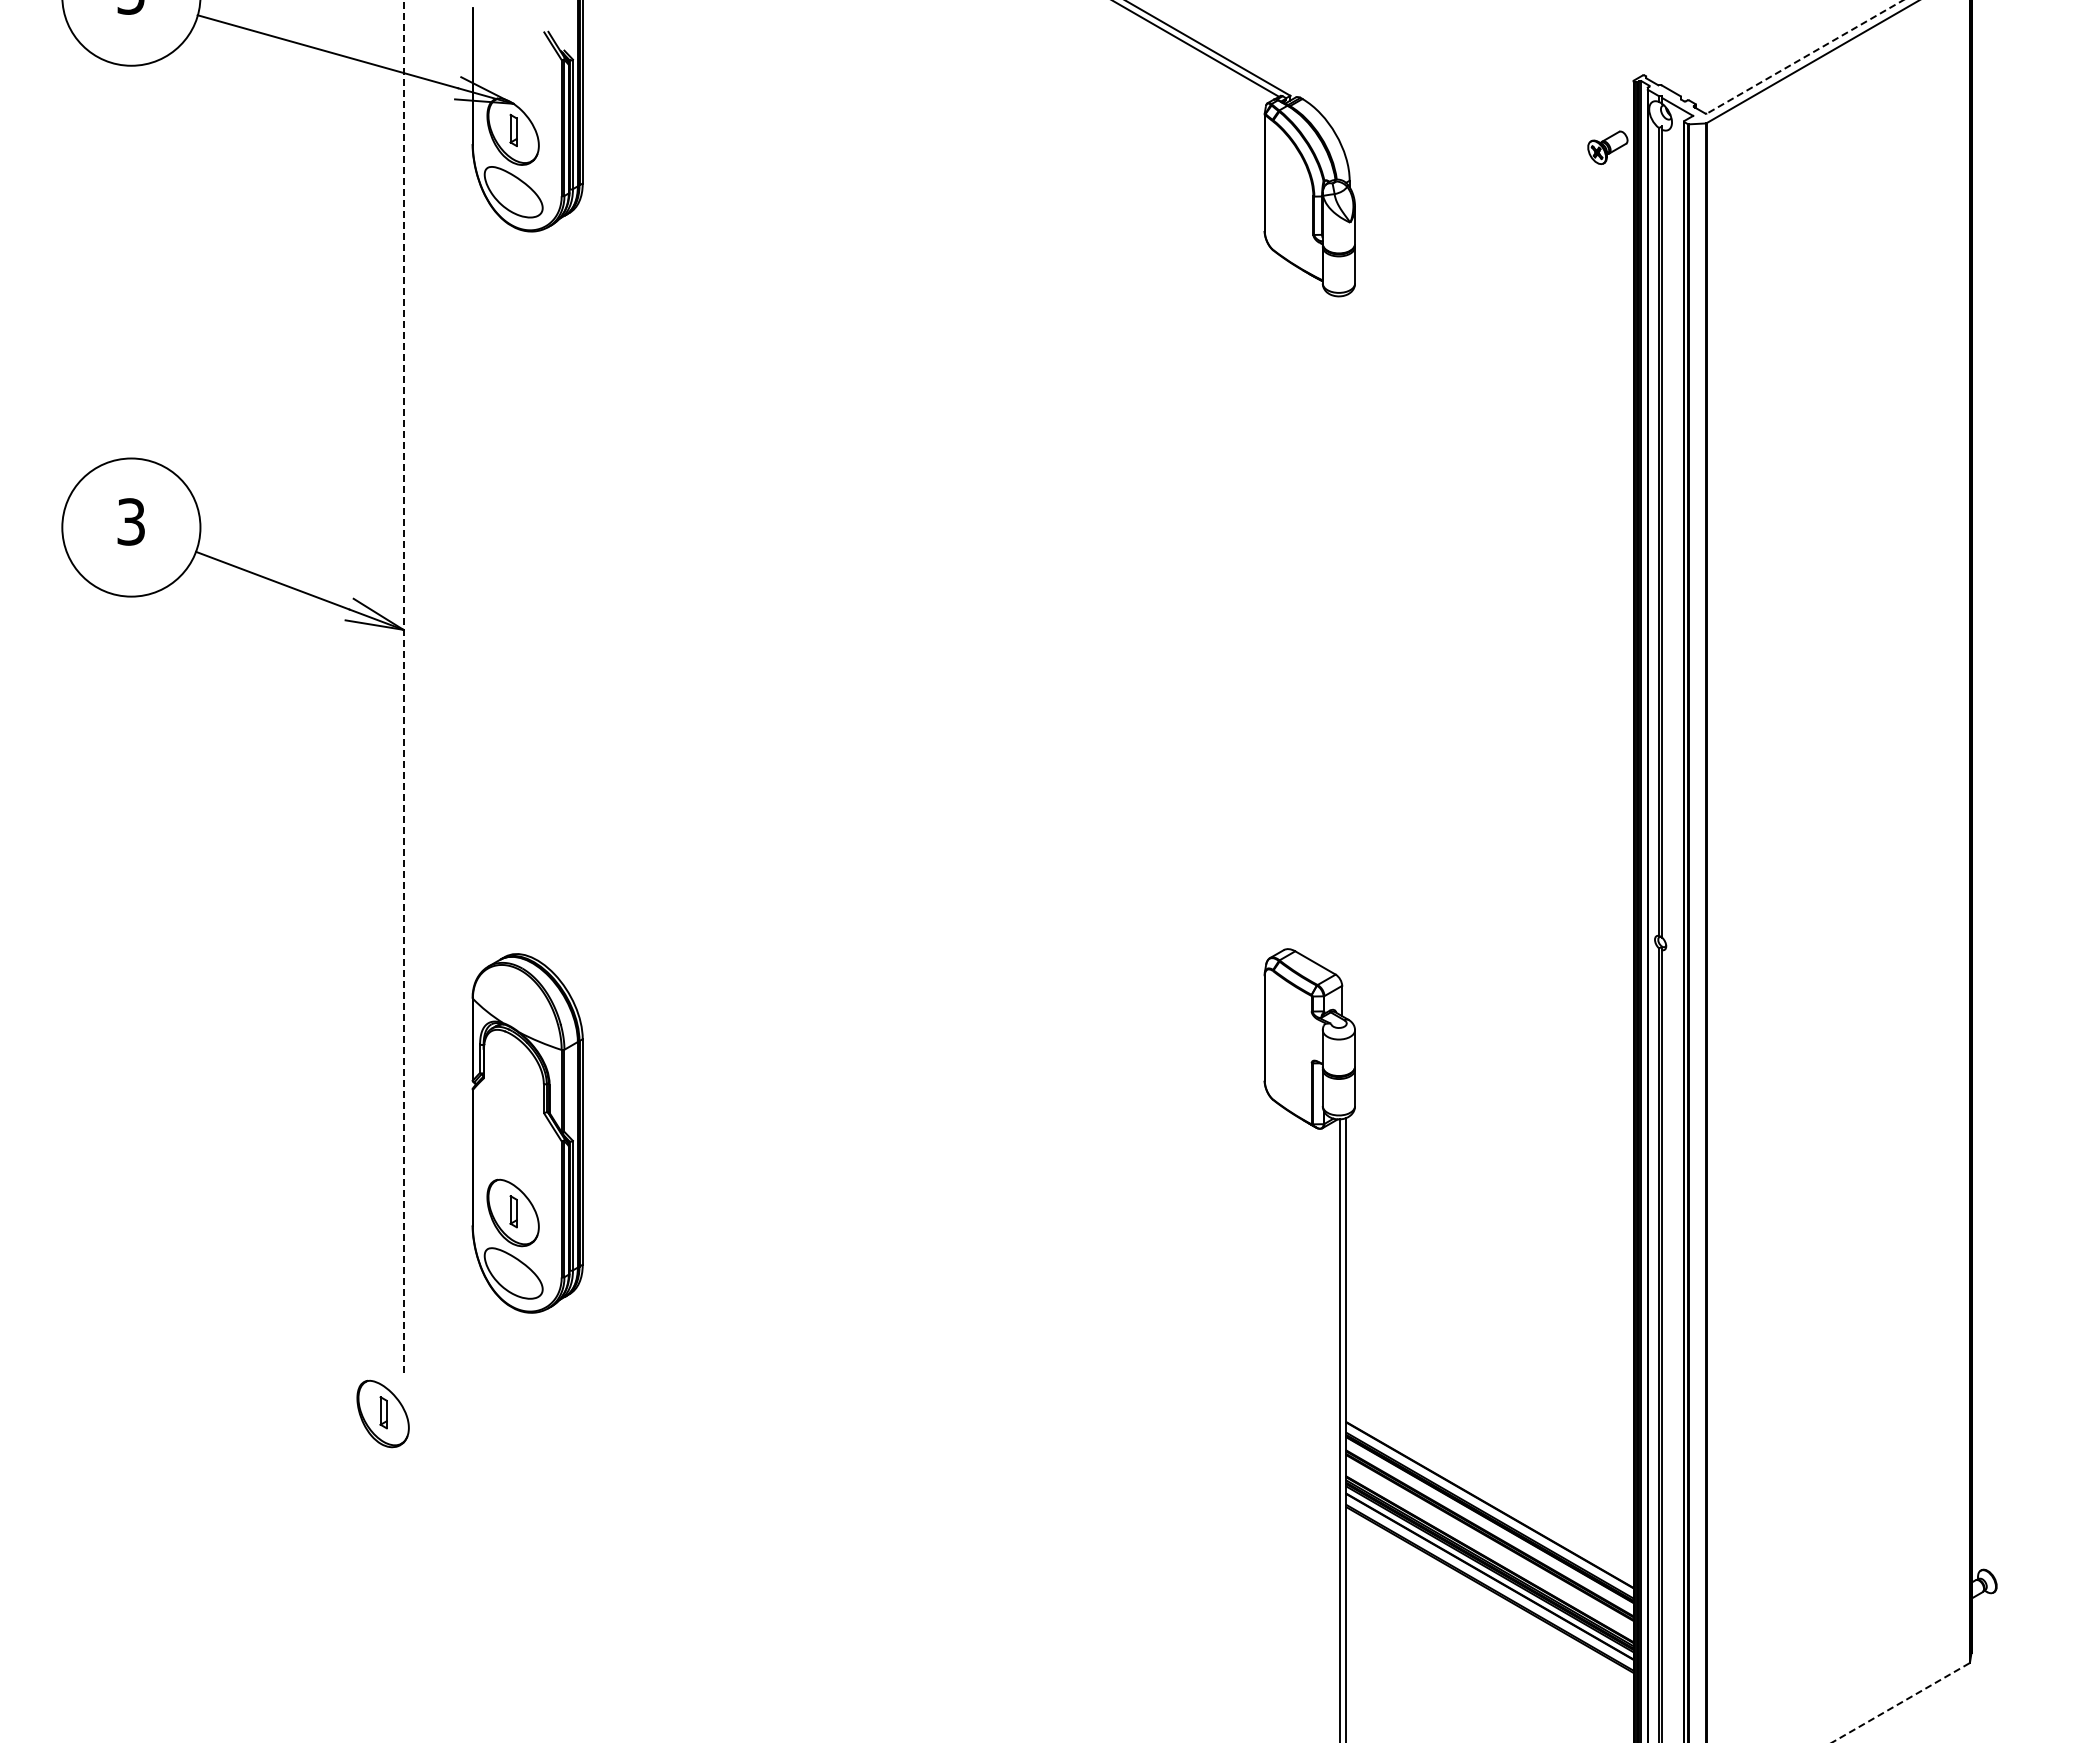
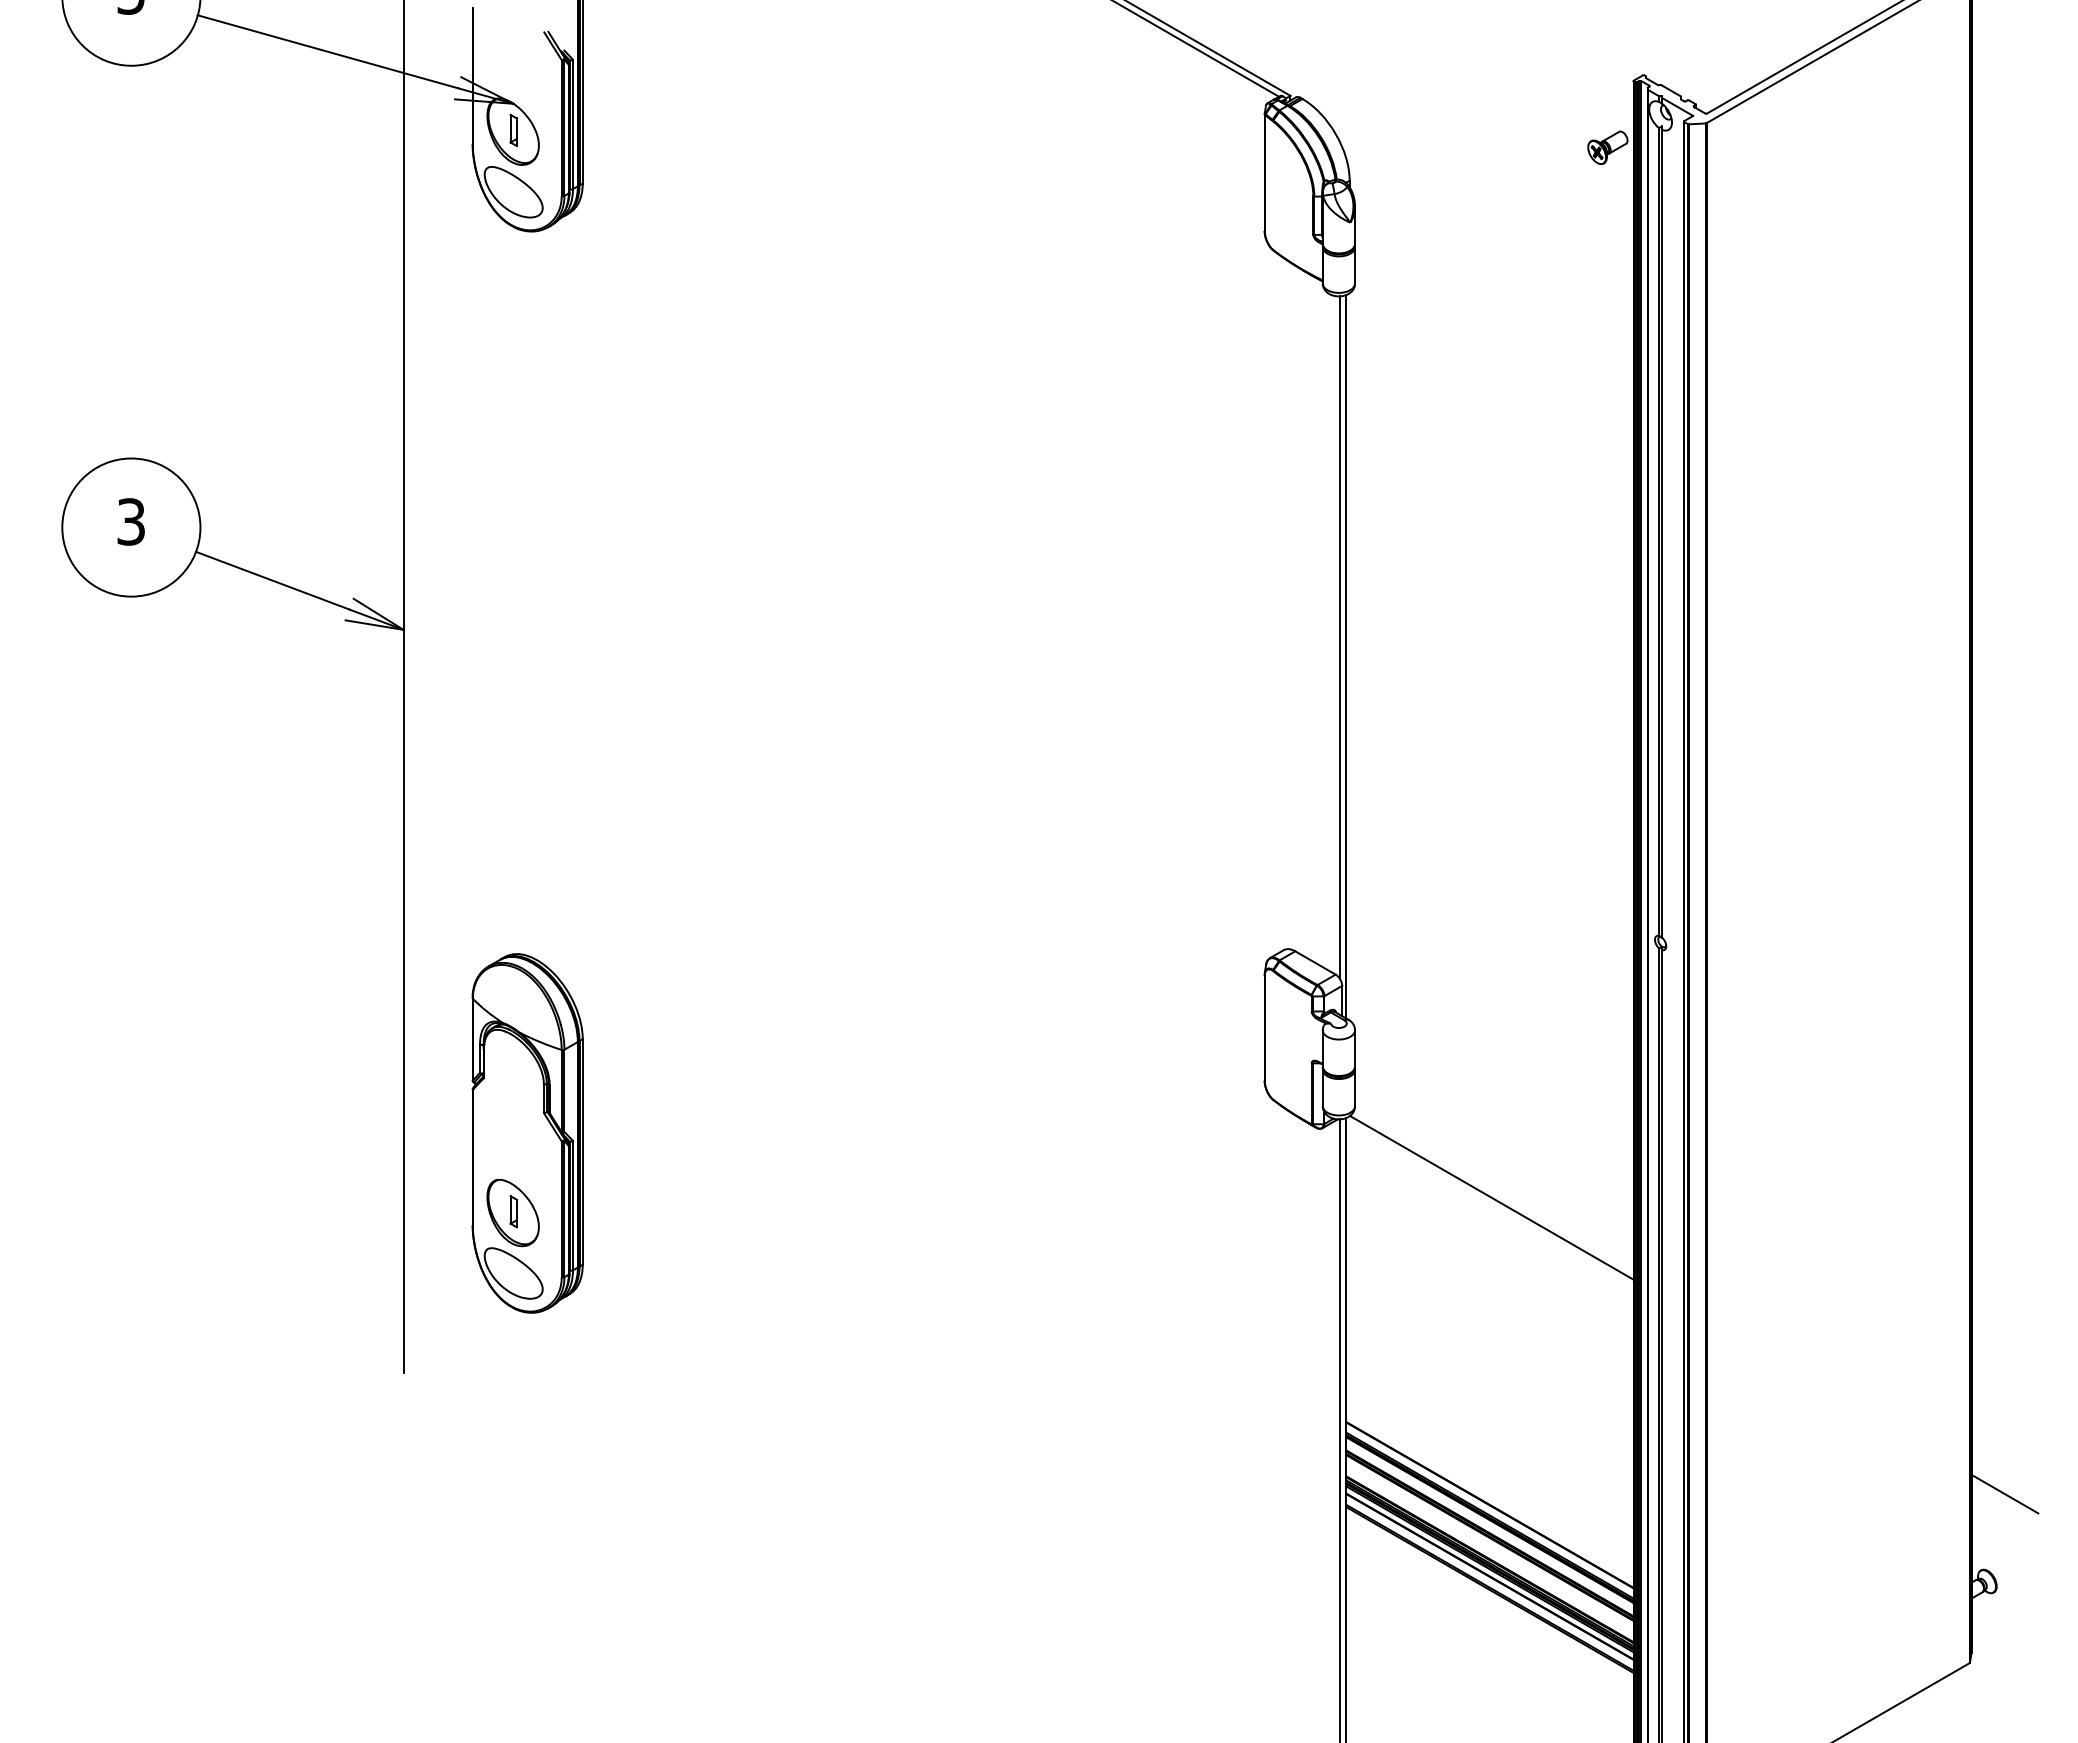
line: dashed -> solid (1804, 57)
line: none -> present (1339, 637)
line: none -> present (1346, 656)
line: dashed -> solid (403, 685)
line: none -> present (1491, 1197)
part: present -> none (382, 1413)
line: none -> present (2004, 1493)
line: dashed -> solid (1900, 1703)
